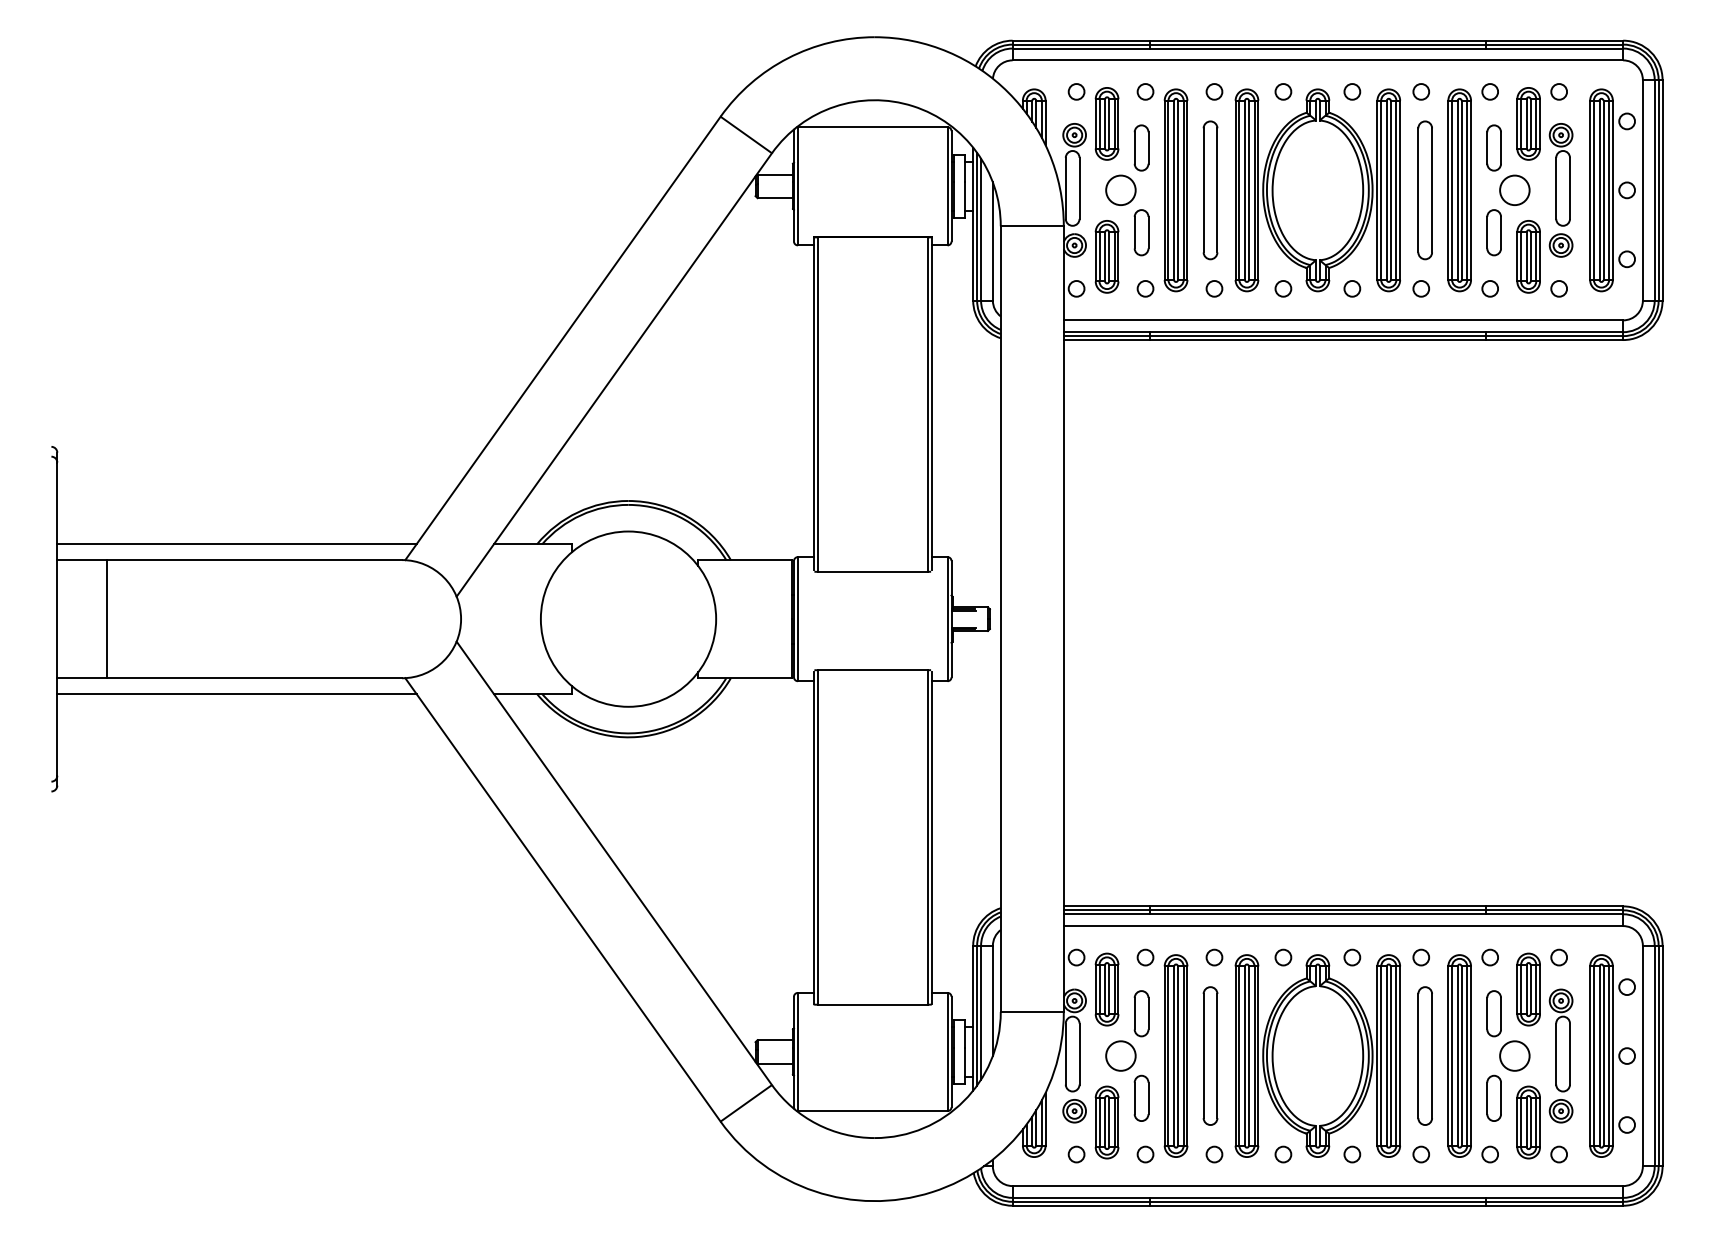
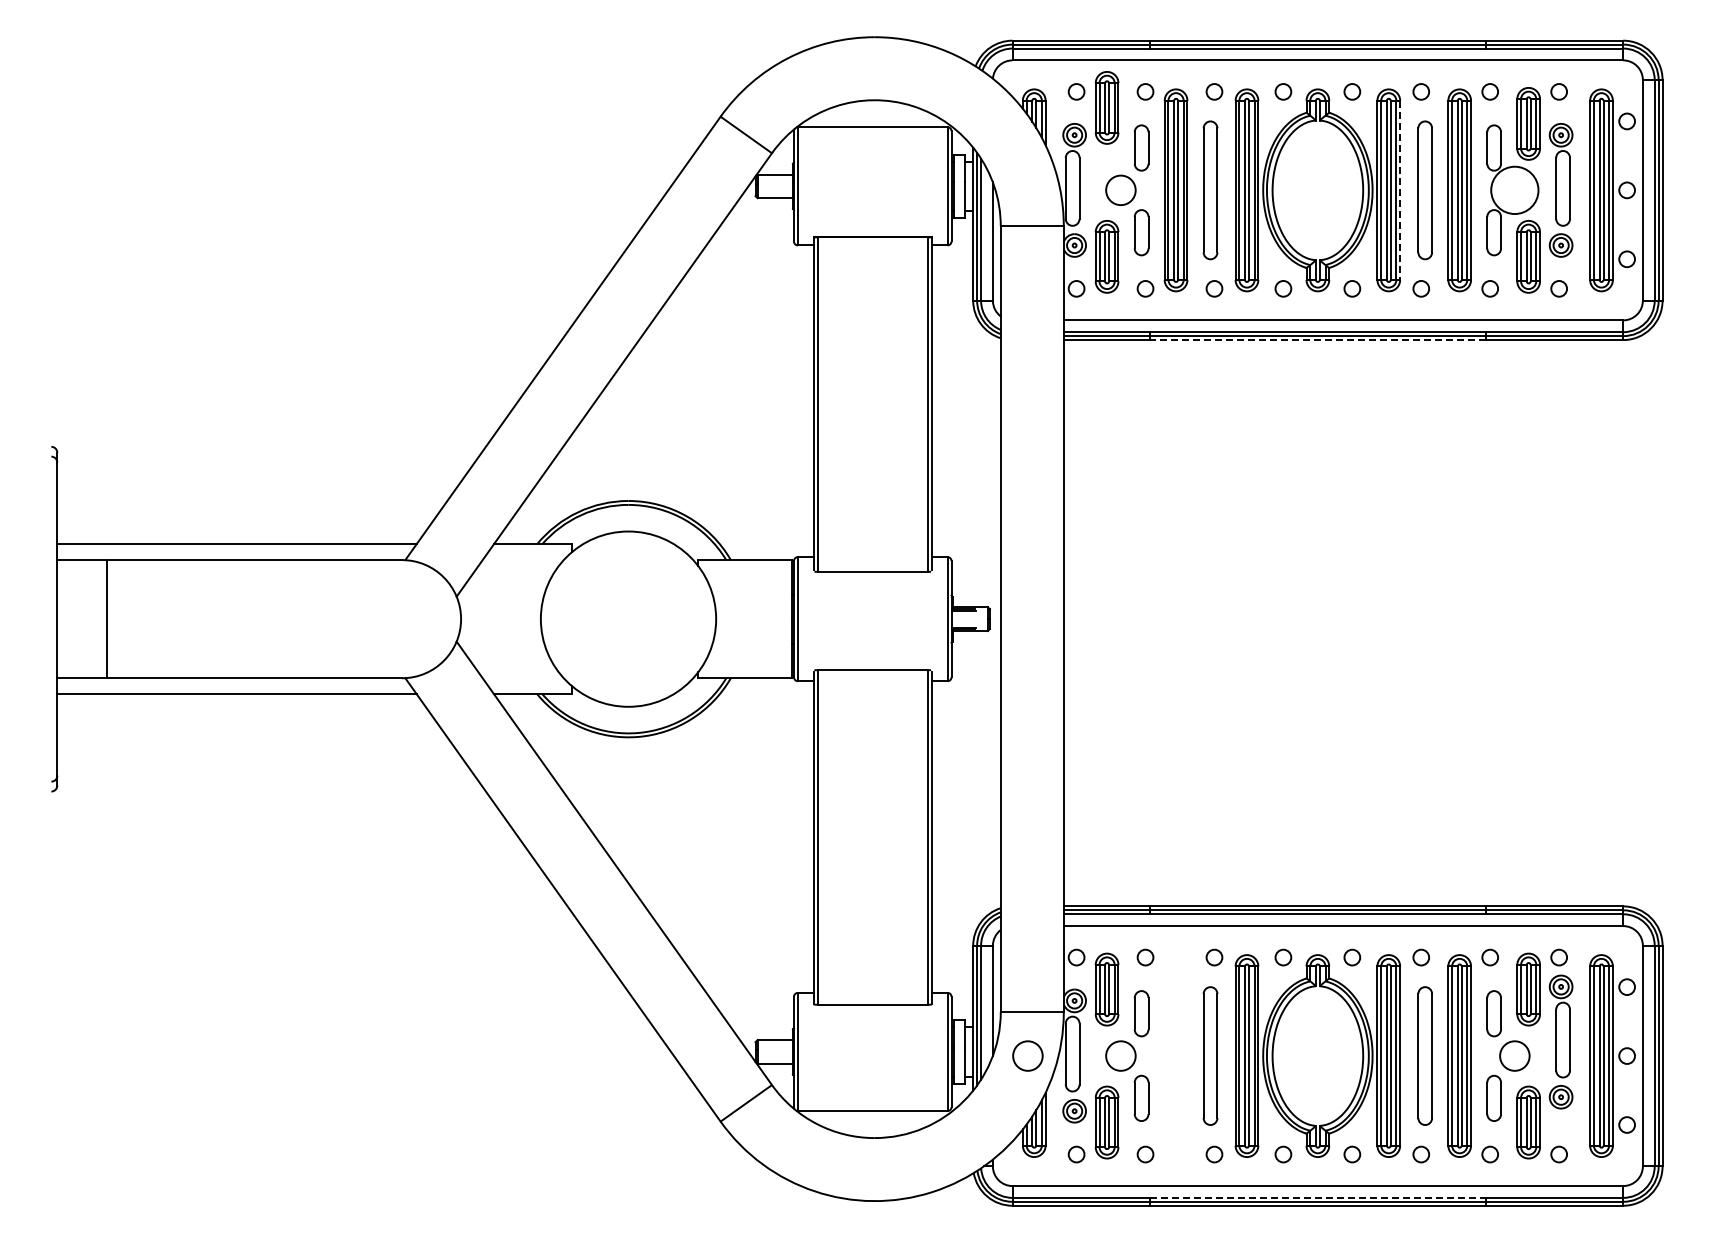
part position: (1106, 123) -> (1106, 107) (1106, 107)
line: solid -> dashed (1400, 190)
circle diameter: 30 px -> 47 px (1514, 190)
line: solid -> dashed (1317, 340)
circle: none -> present (1027, 1055)
part: present -> none (1175, 1055)
part position: (1560, 1055) -> (1560, 1041) (1560, 1041)
line: solid -> dashed (1317, 1197)
